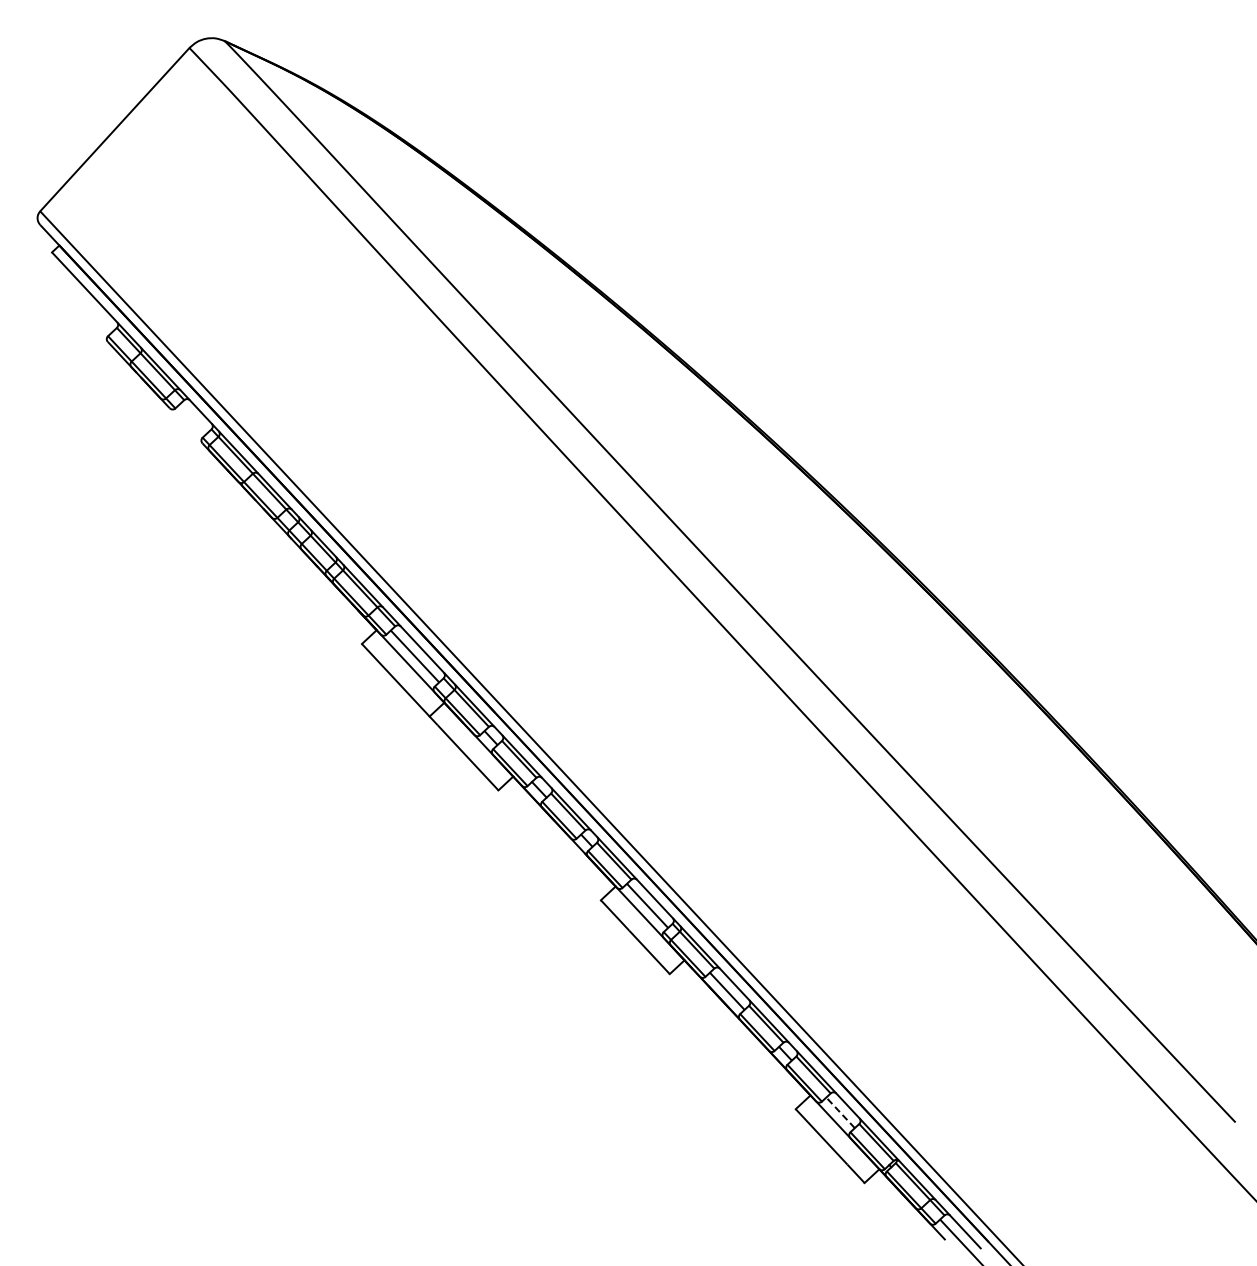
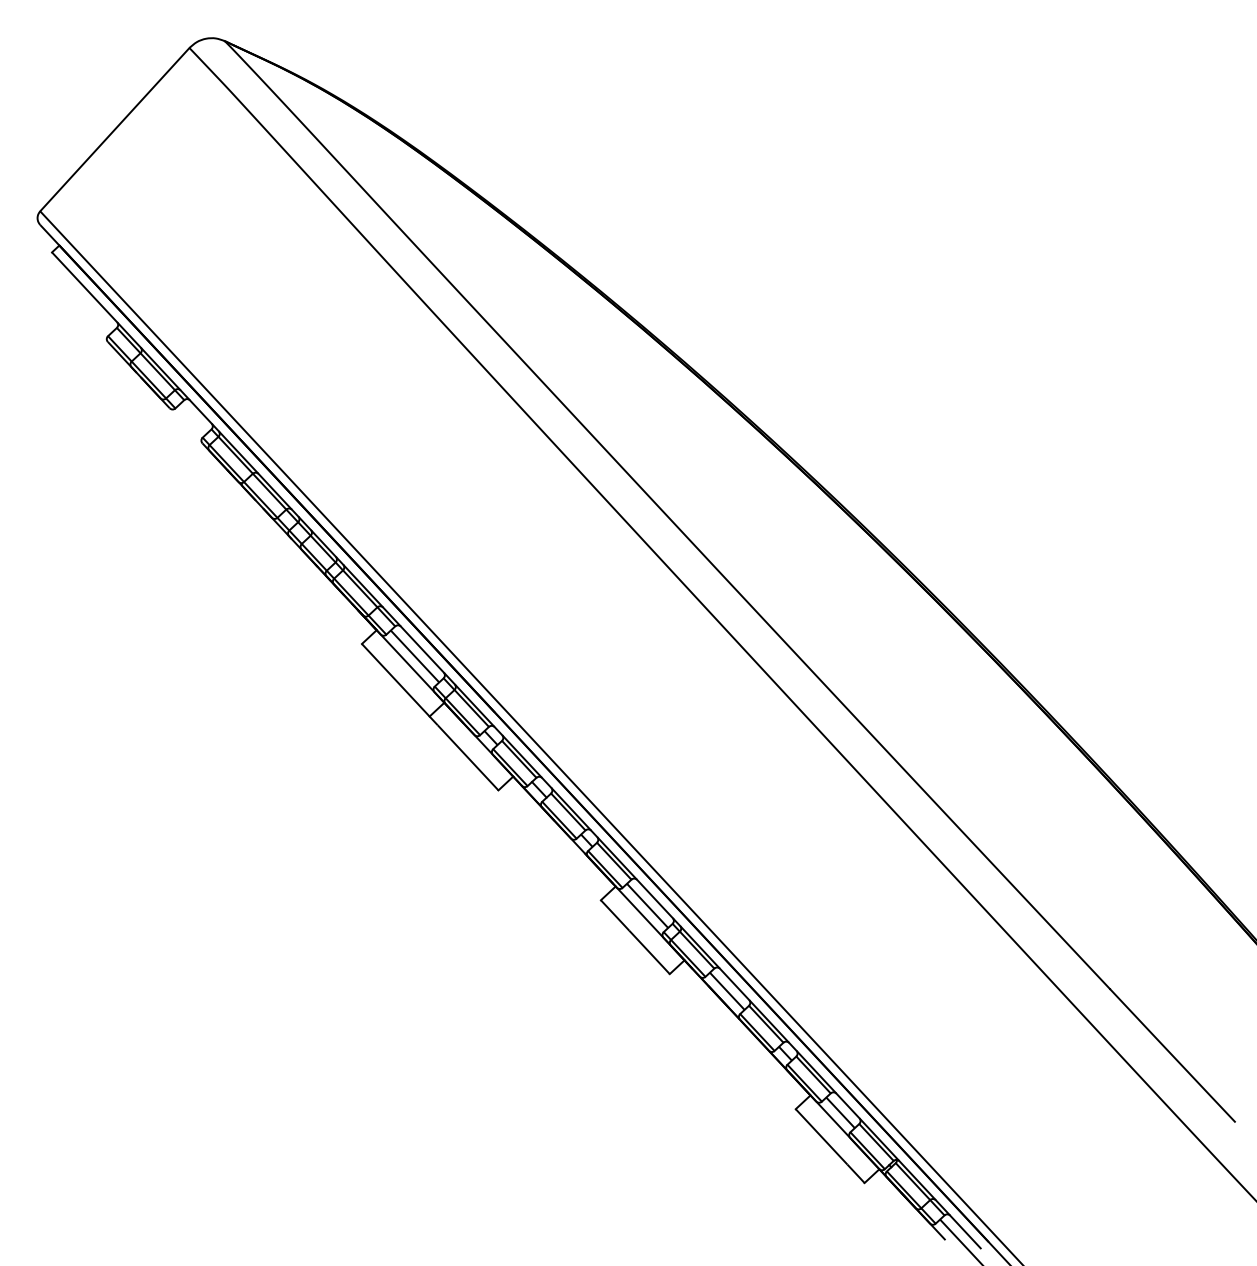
line: dashed -> solid (840, 1112)
